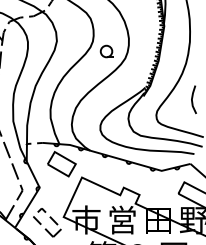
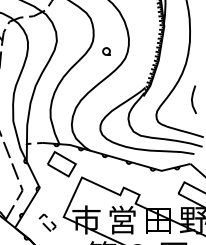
part size: 15x15 px -> 9x9 px (106, 51)
part size: 29x30 px -> 19x19 px (47, 222)
